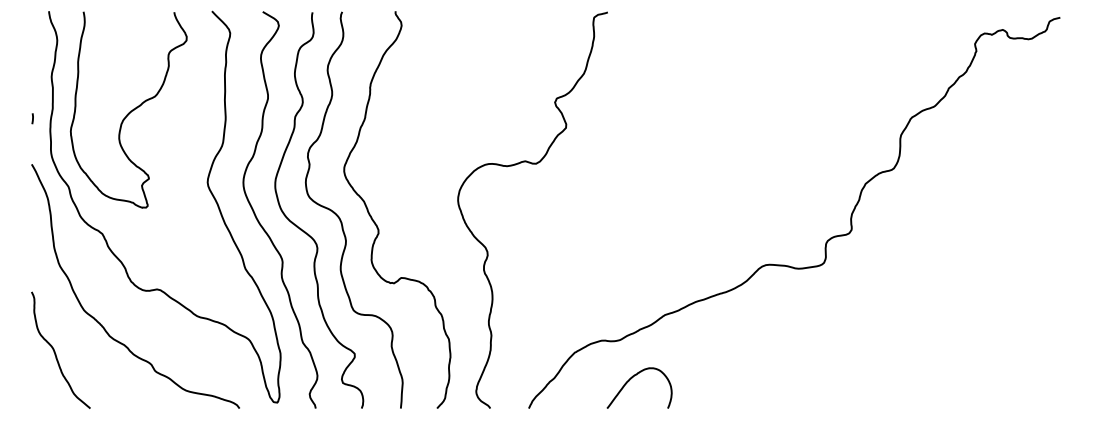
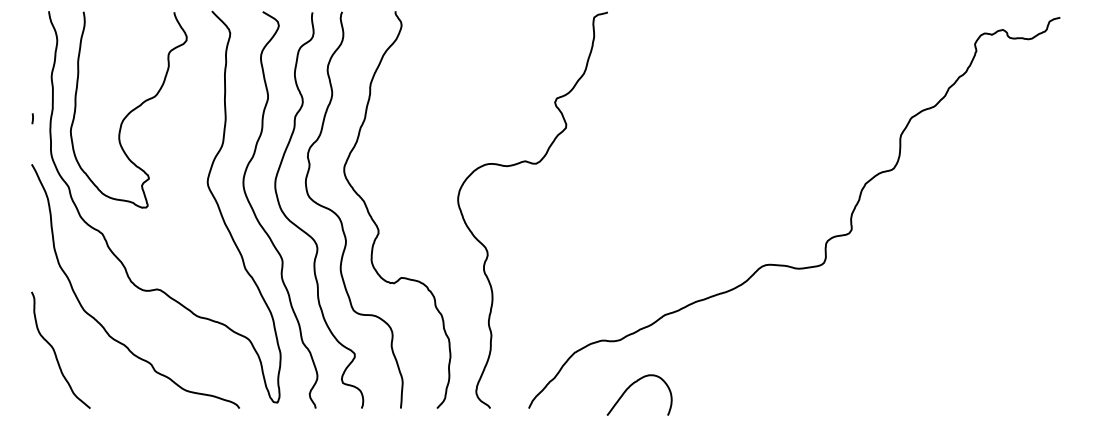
curve position: (631, 379) -> (631, 386) (631, 386)
